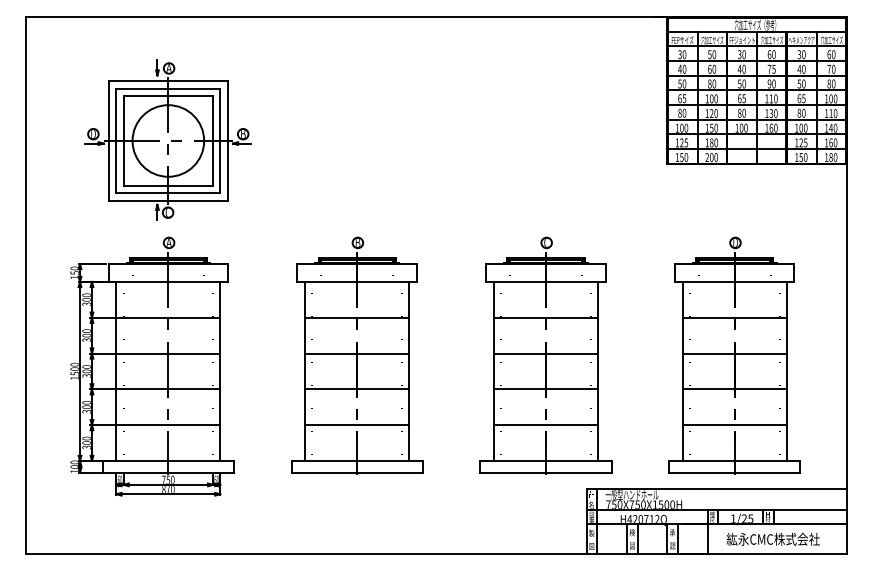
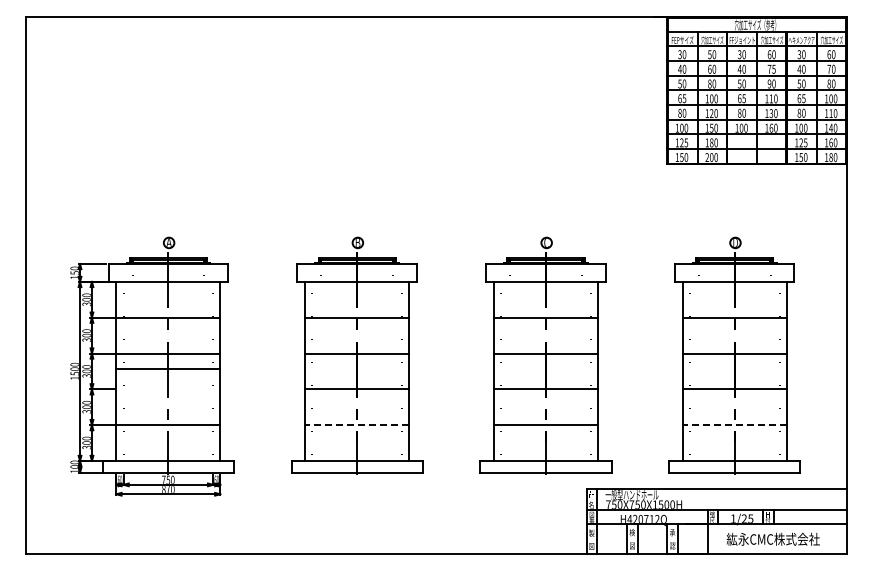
part: present -> none (167, 139)
line position: (168, 389) -> (168, 369) (168, 369)
line: solid -> dashed (357, 425)
line: solid -> dashed (734, 425)
